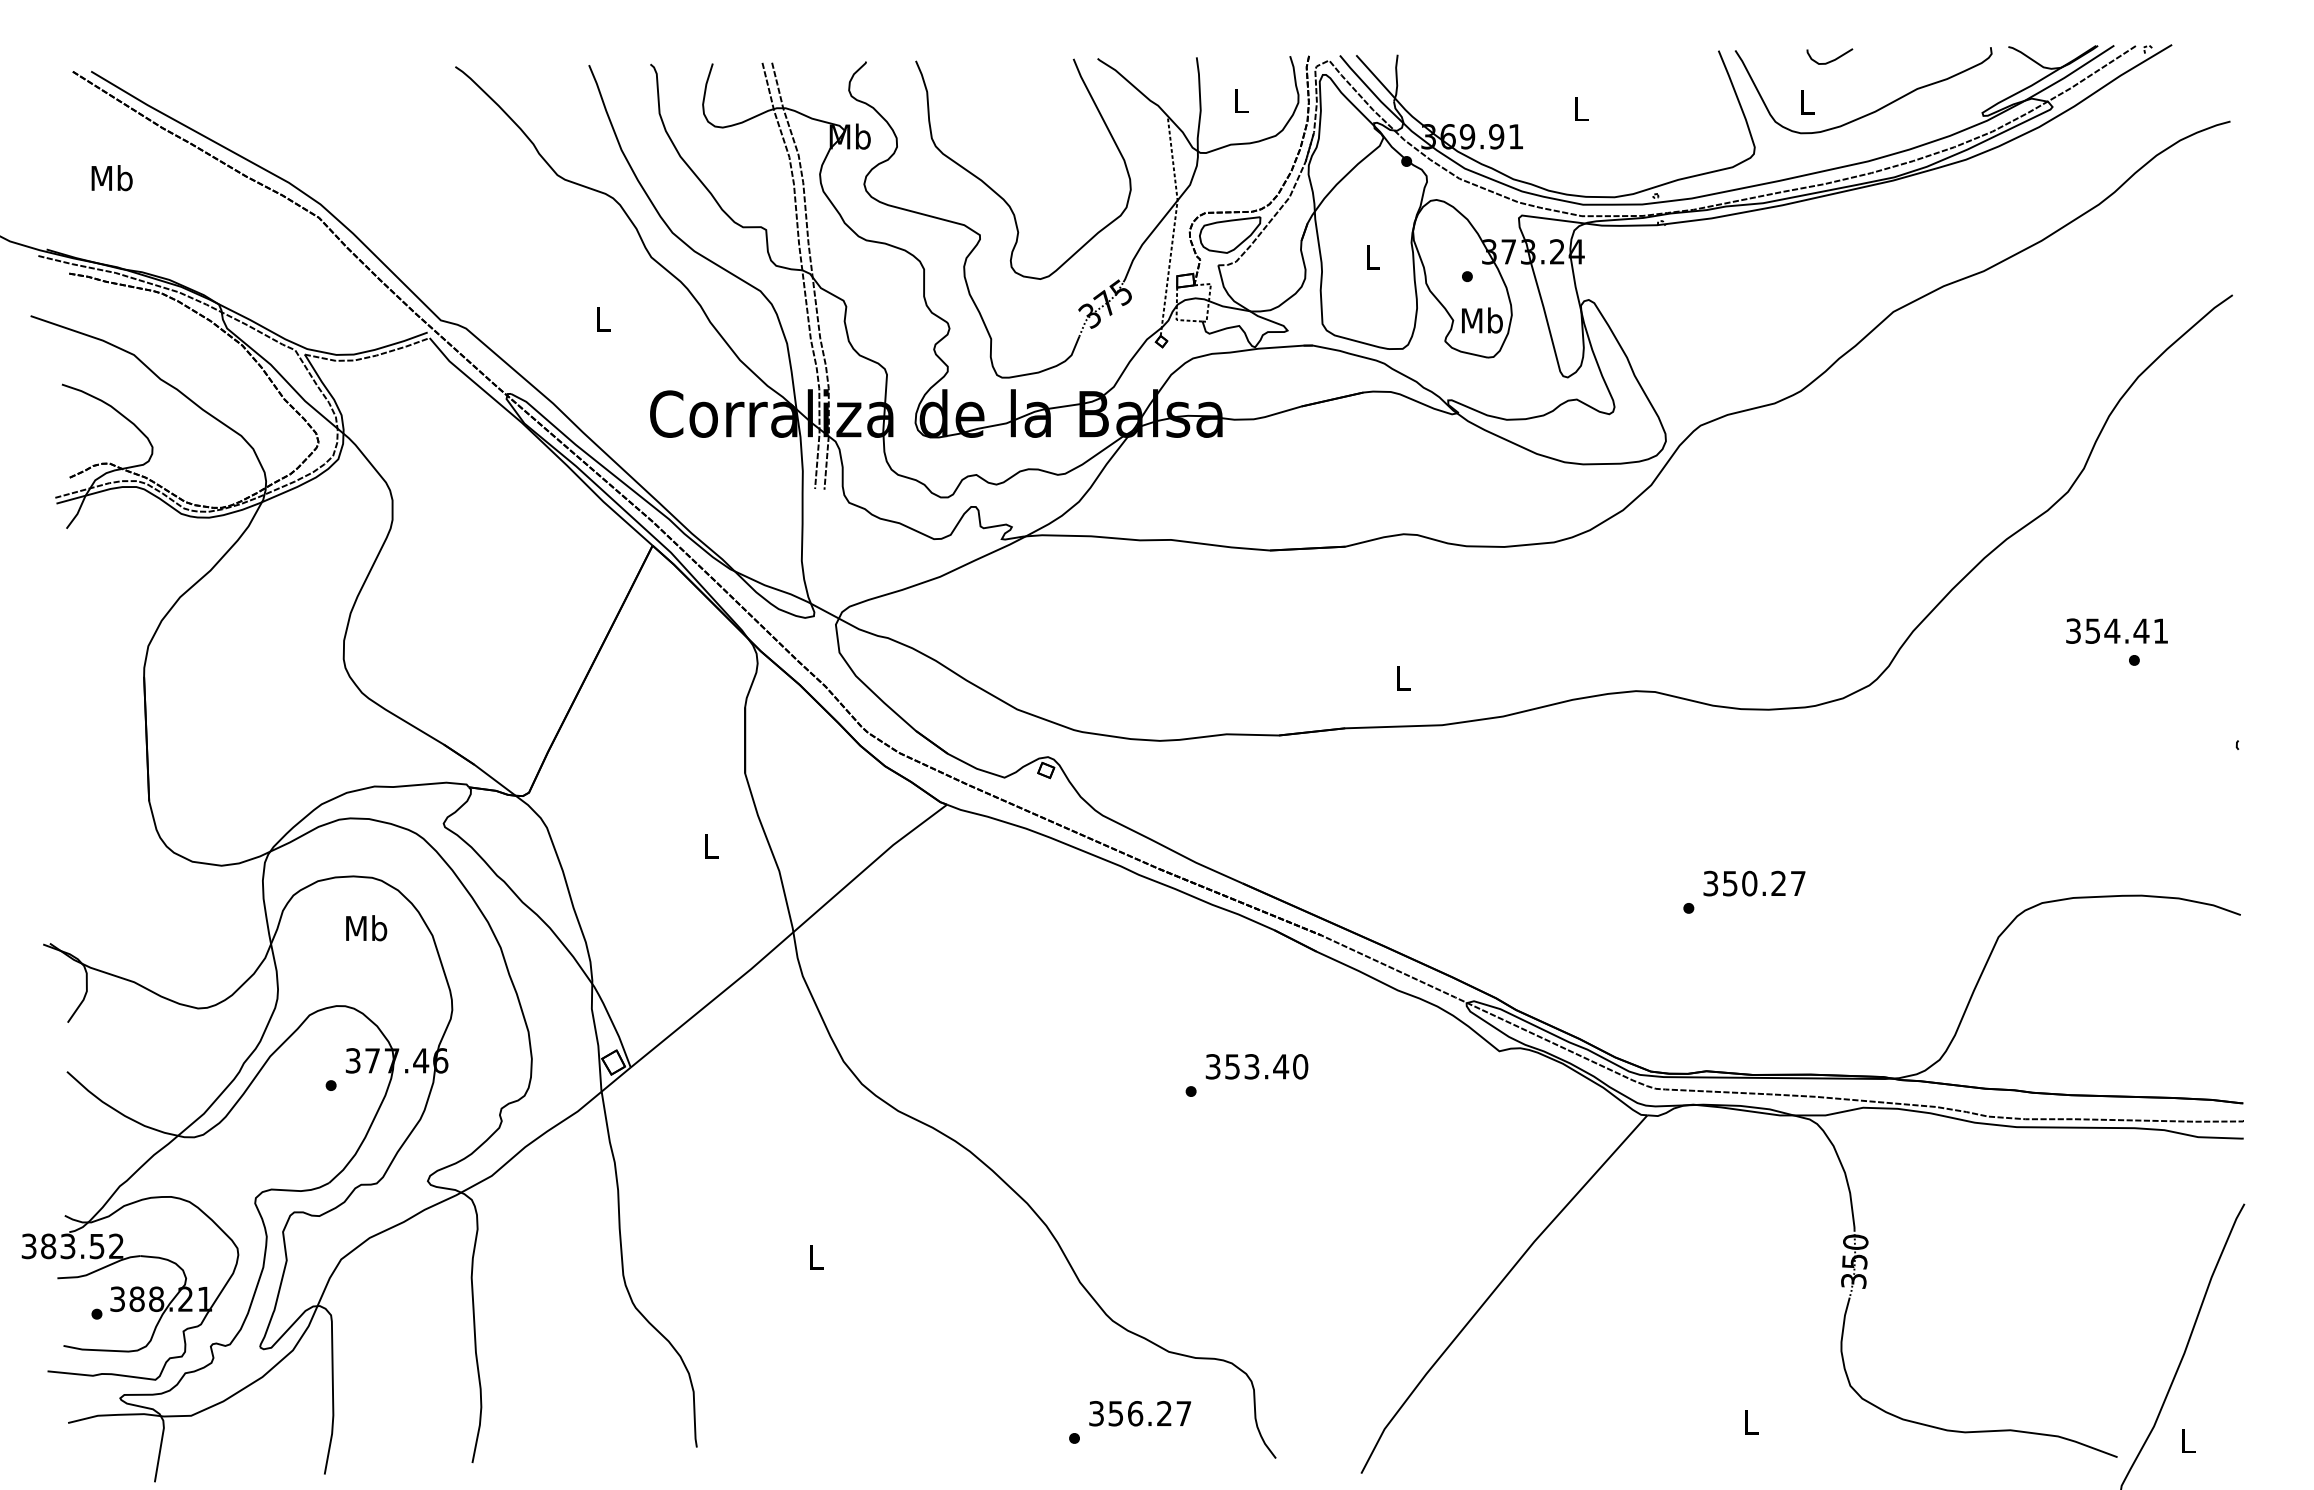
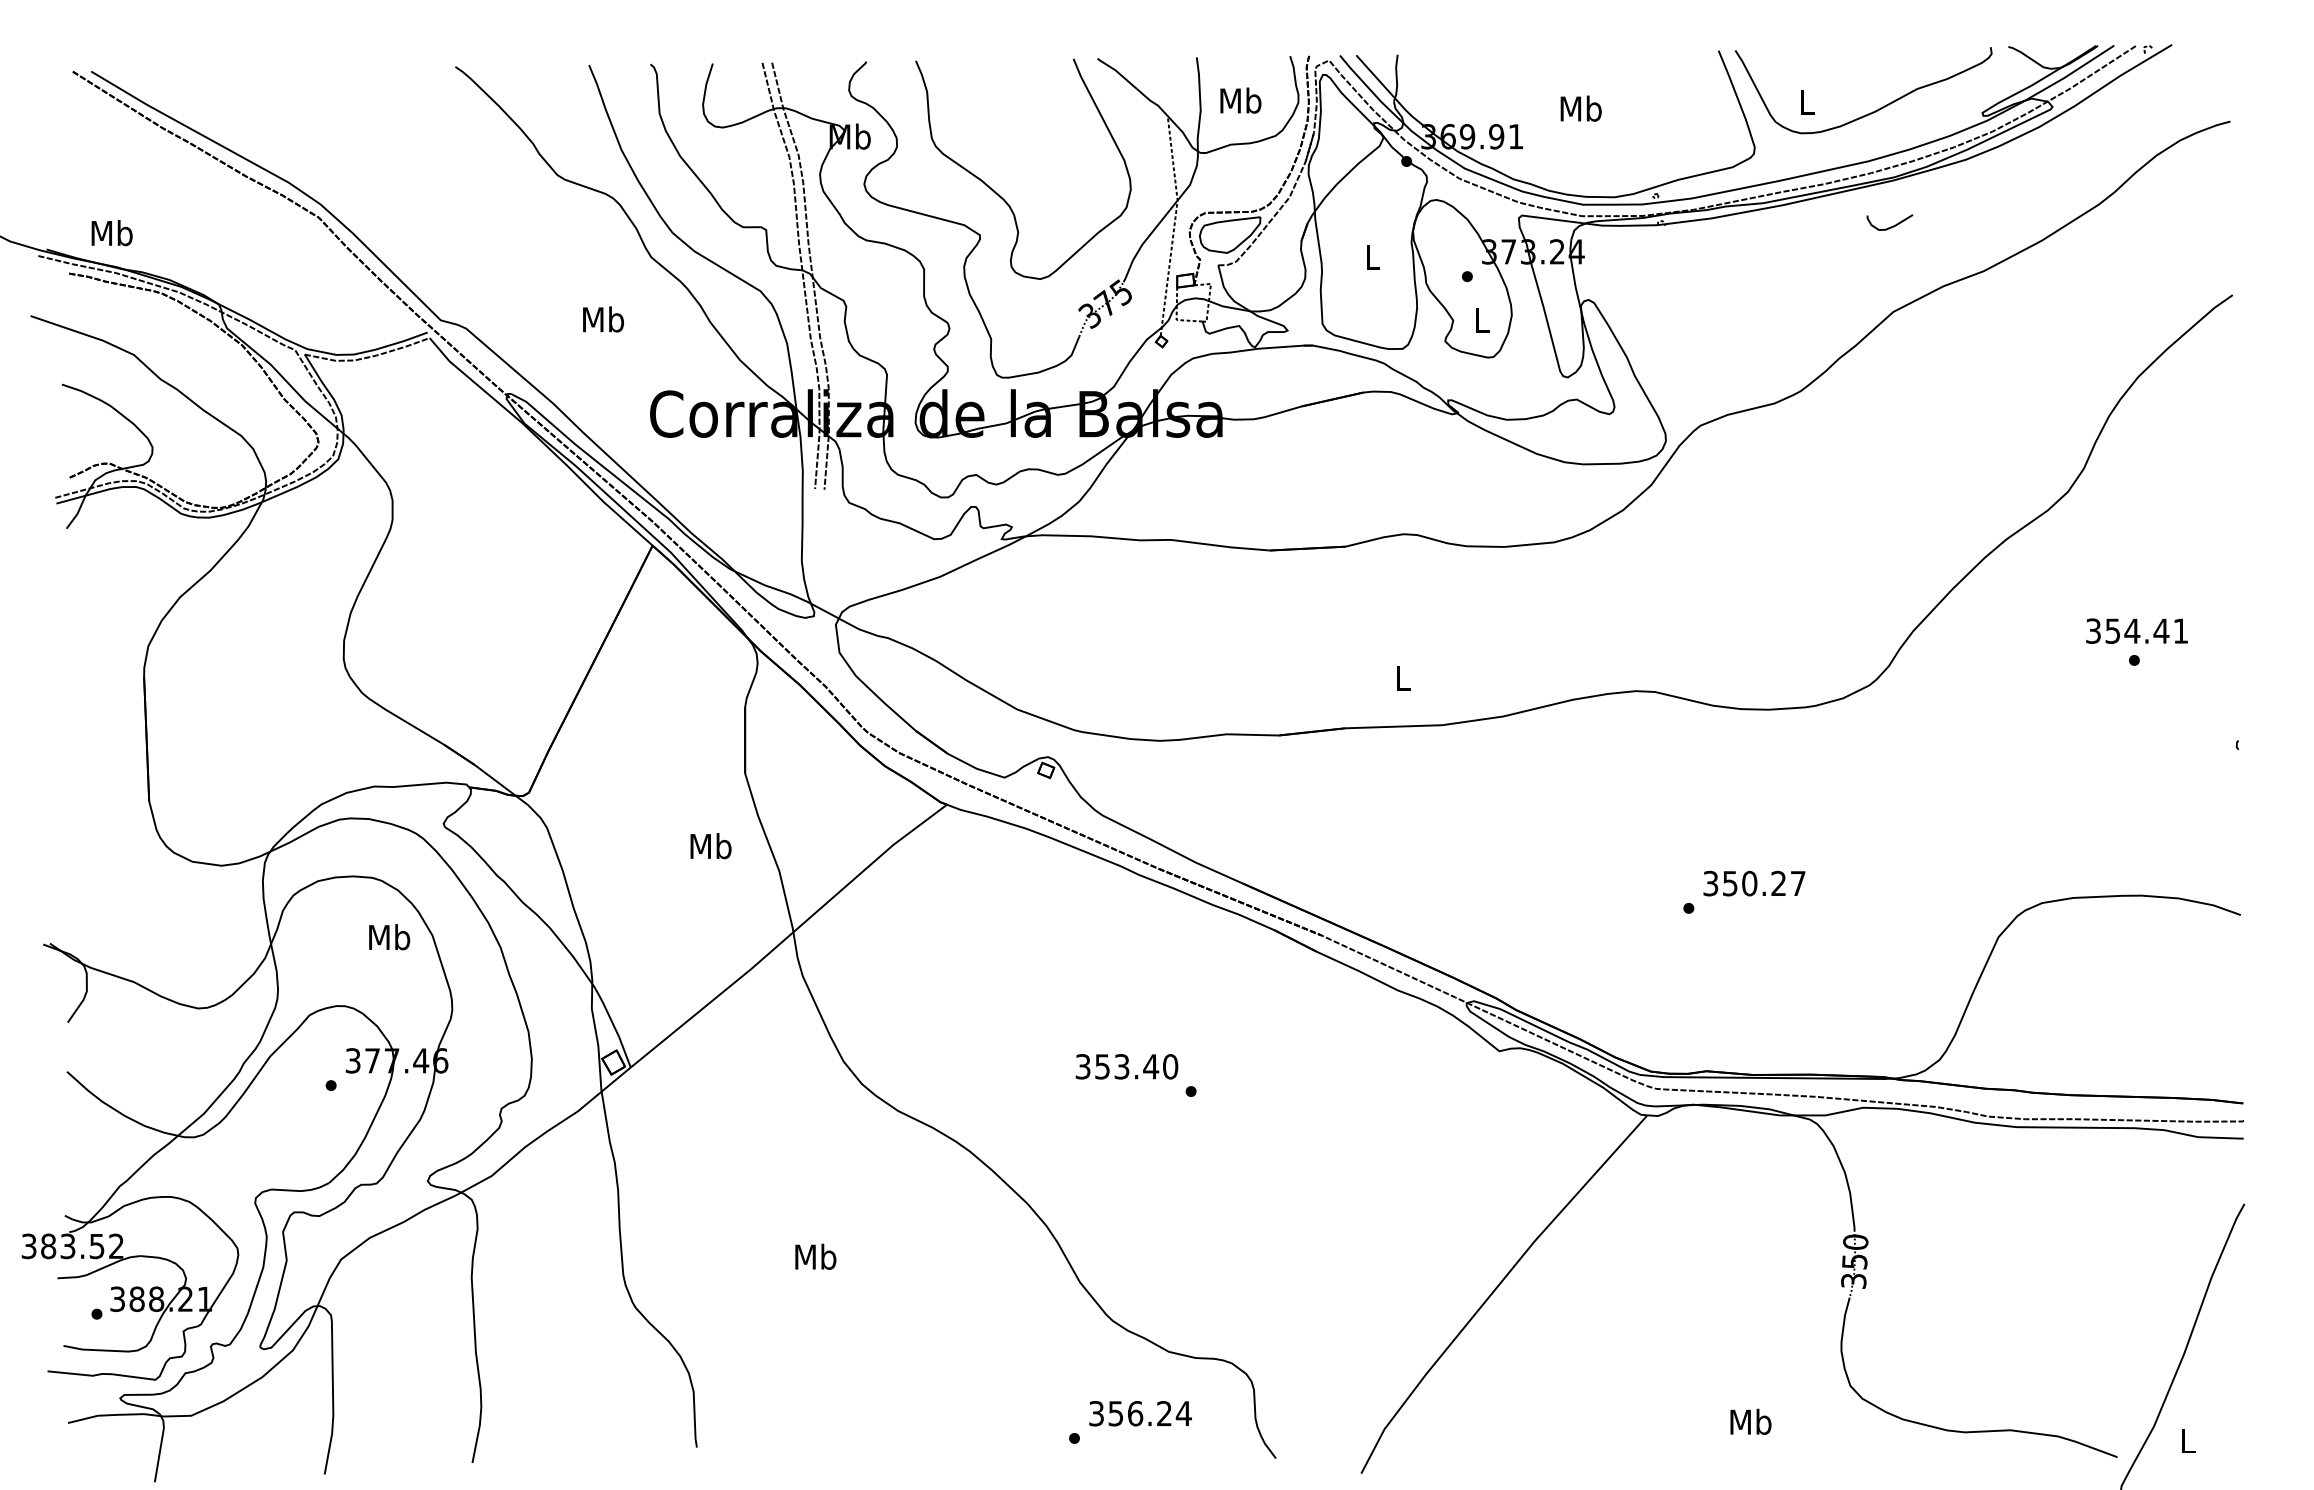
curve position: (1830, 60) -> (1890, 226) (1890, 226)
text: L -> Mb (1240, 100)
text: L -> Mb (1580, 108)
text position: (111, 178) -> (111, 233) (111, 233)
text: L -> Mb (603, 319)
text: Mb -> L (1482, 320)
text position: (2116, 630) -> (2136, 630) (2136, 630)
text: L -> Mb (710, 846)
text position: (366, 928) -> (389, 937) (389, 937)
text position: (1256, 1066) -> (1126, 1066) (1126, 1066)
text: L -> Mb (815, 1256)
text: 356.27 -> 356.24 (1183, 1413)
text: L -> Mb (1750, 1421)
